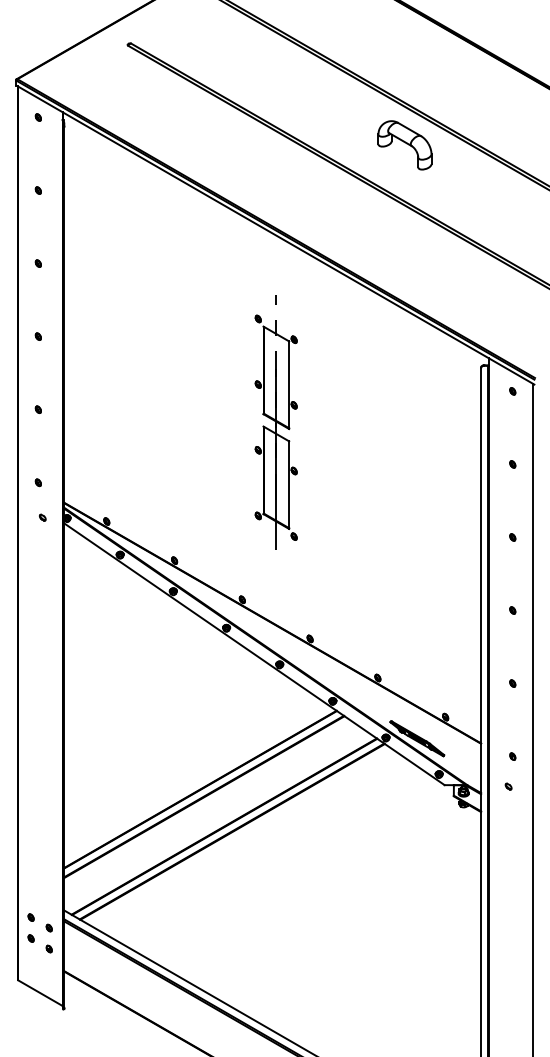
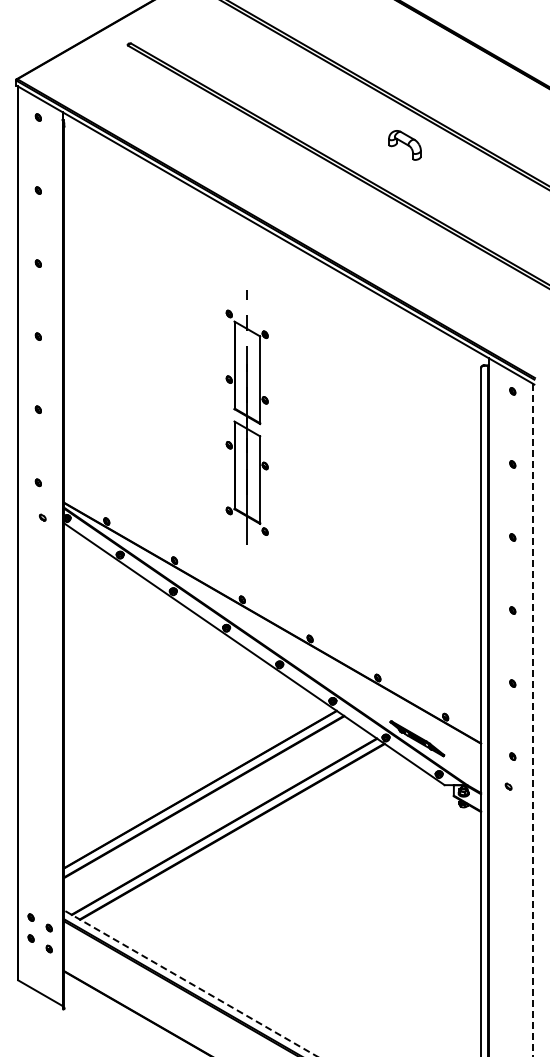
part size: 56x51 px -> 34x31 px (404, 145)
part position: (275, 422) -> (246, 417) (246, 417)
line: solid -> dashed (533, 720)
line: solid -> dashed (190, 983)
